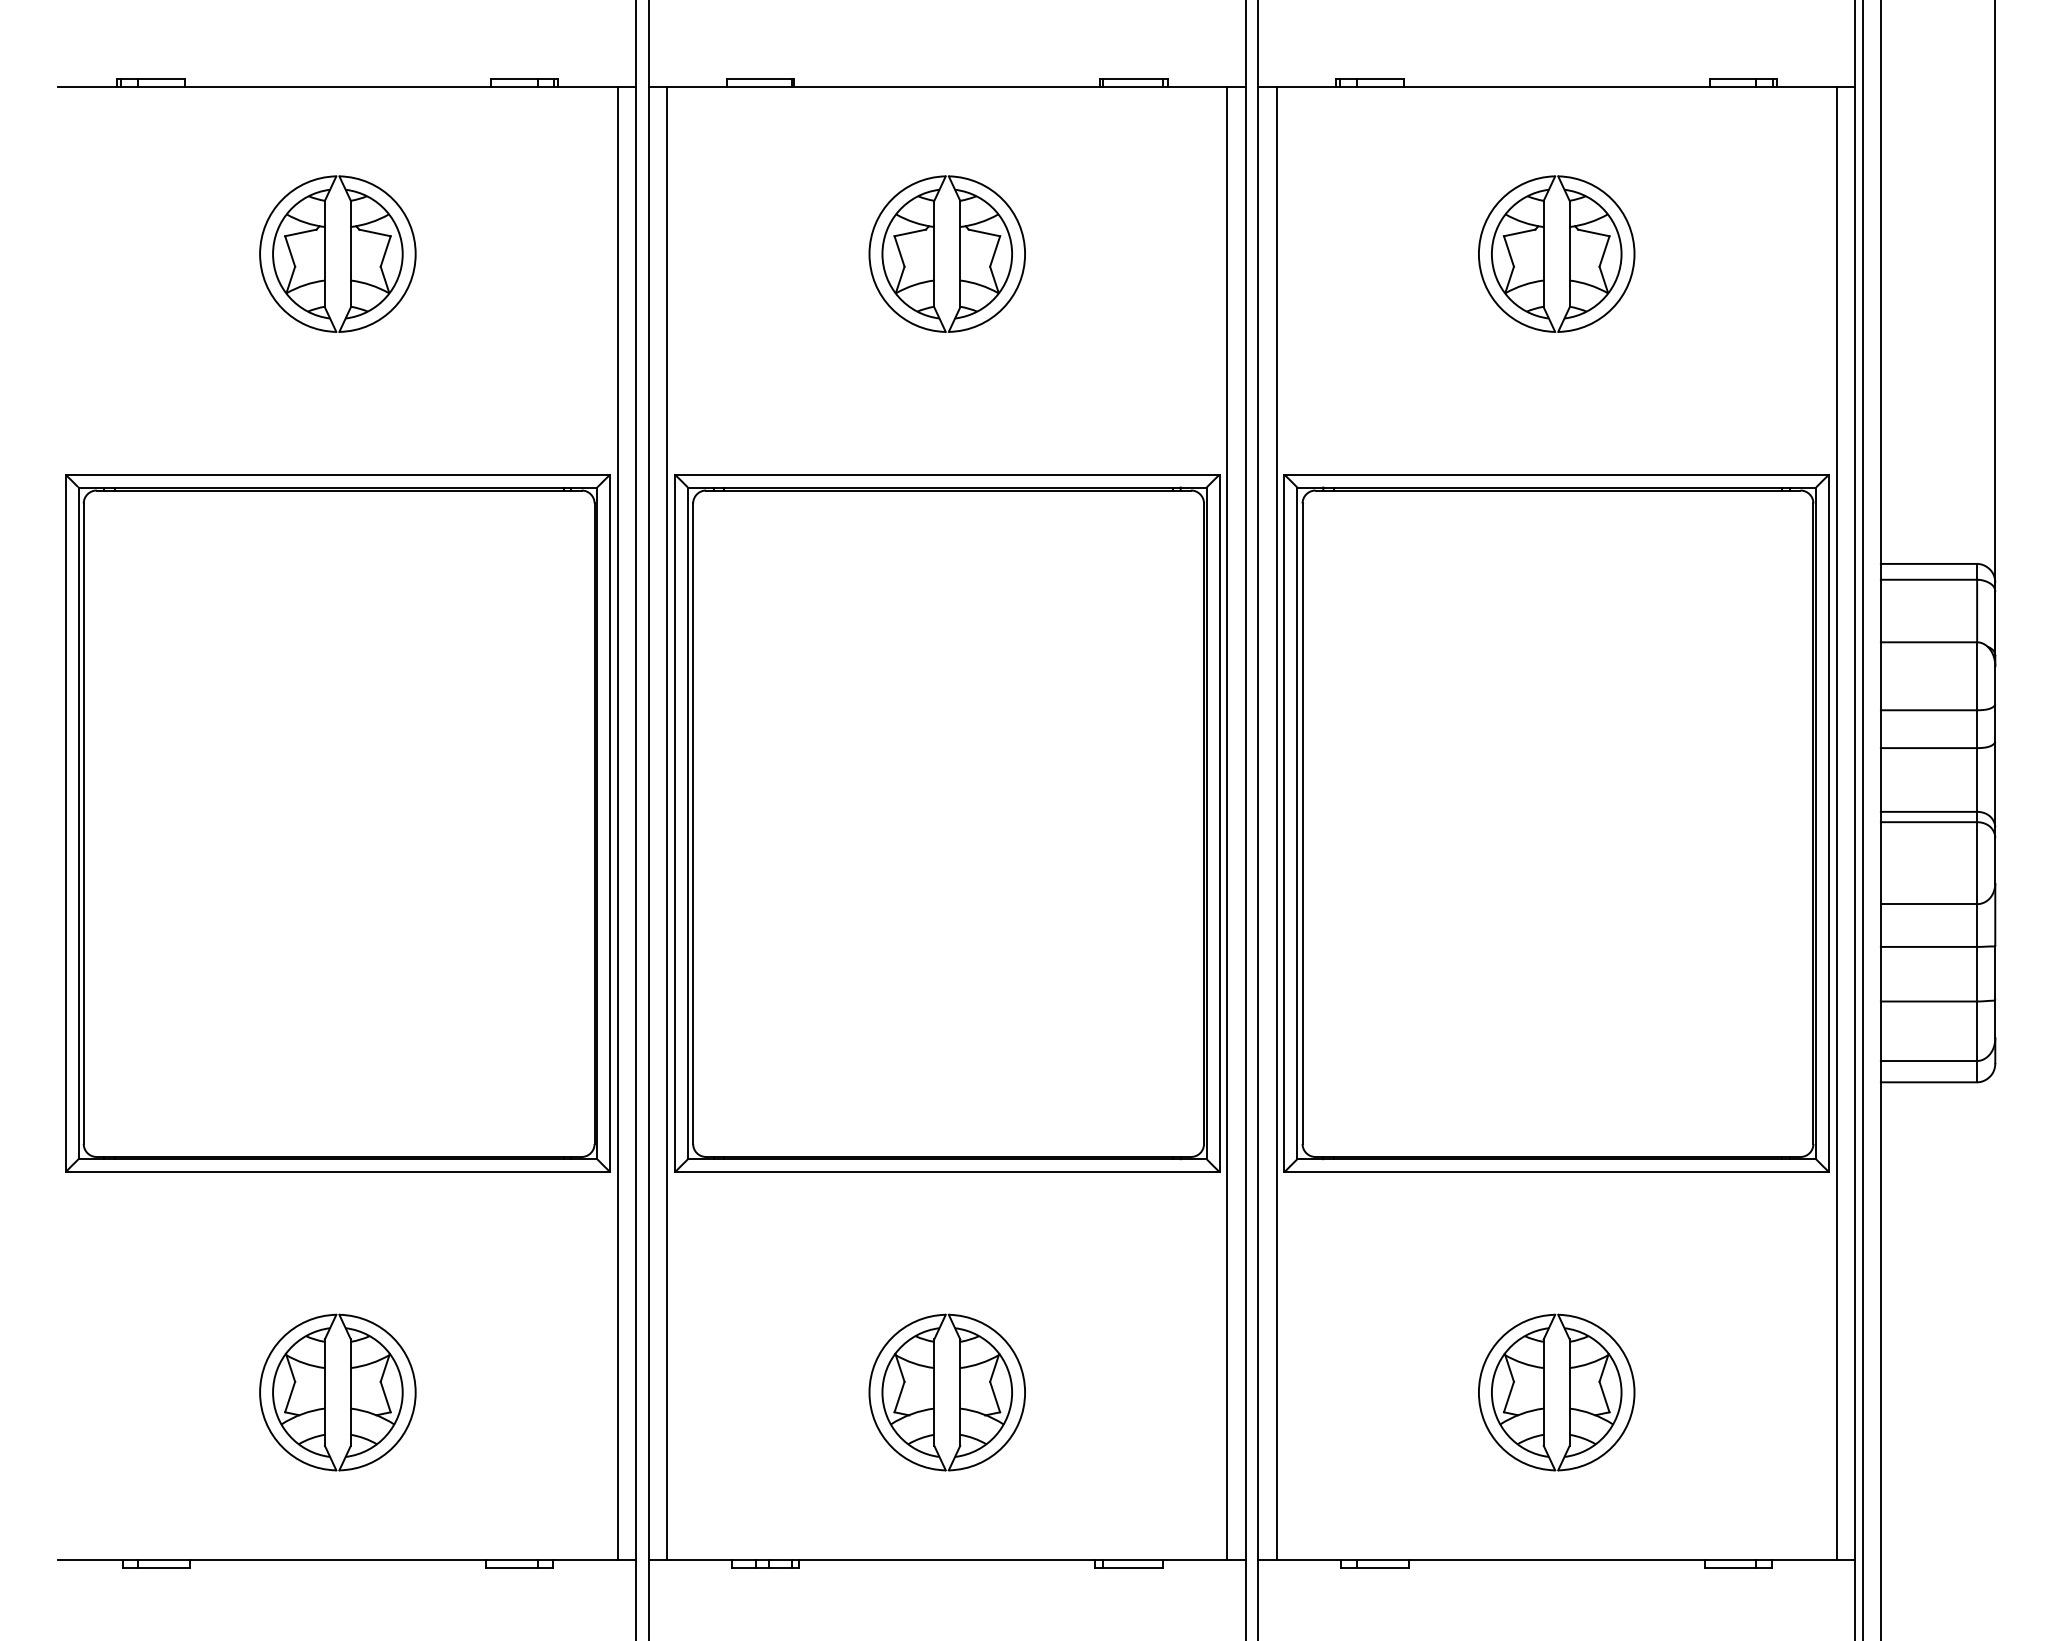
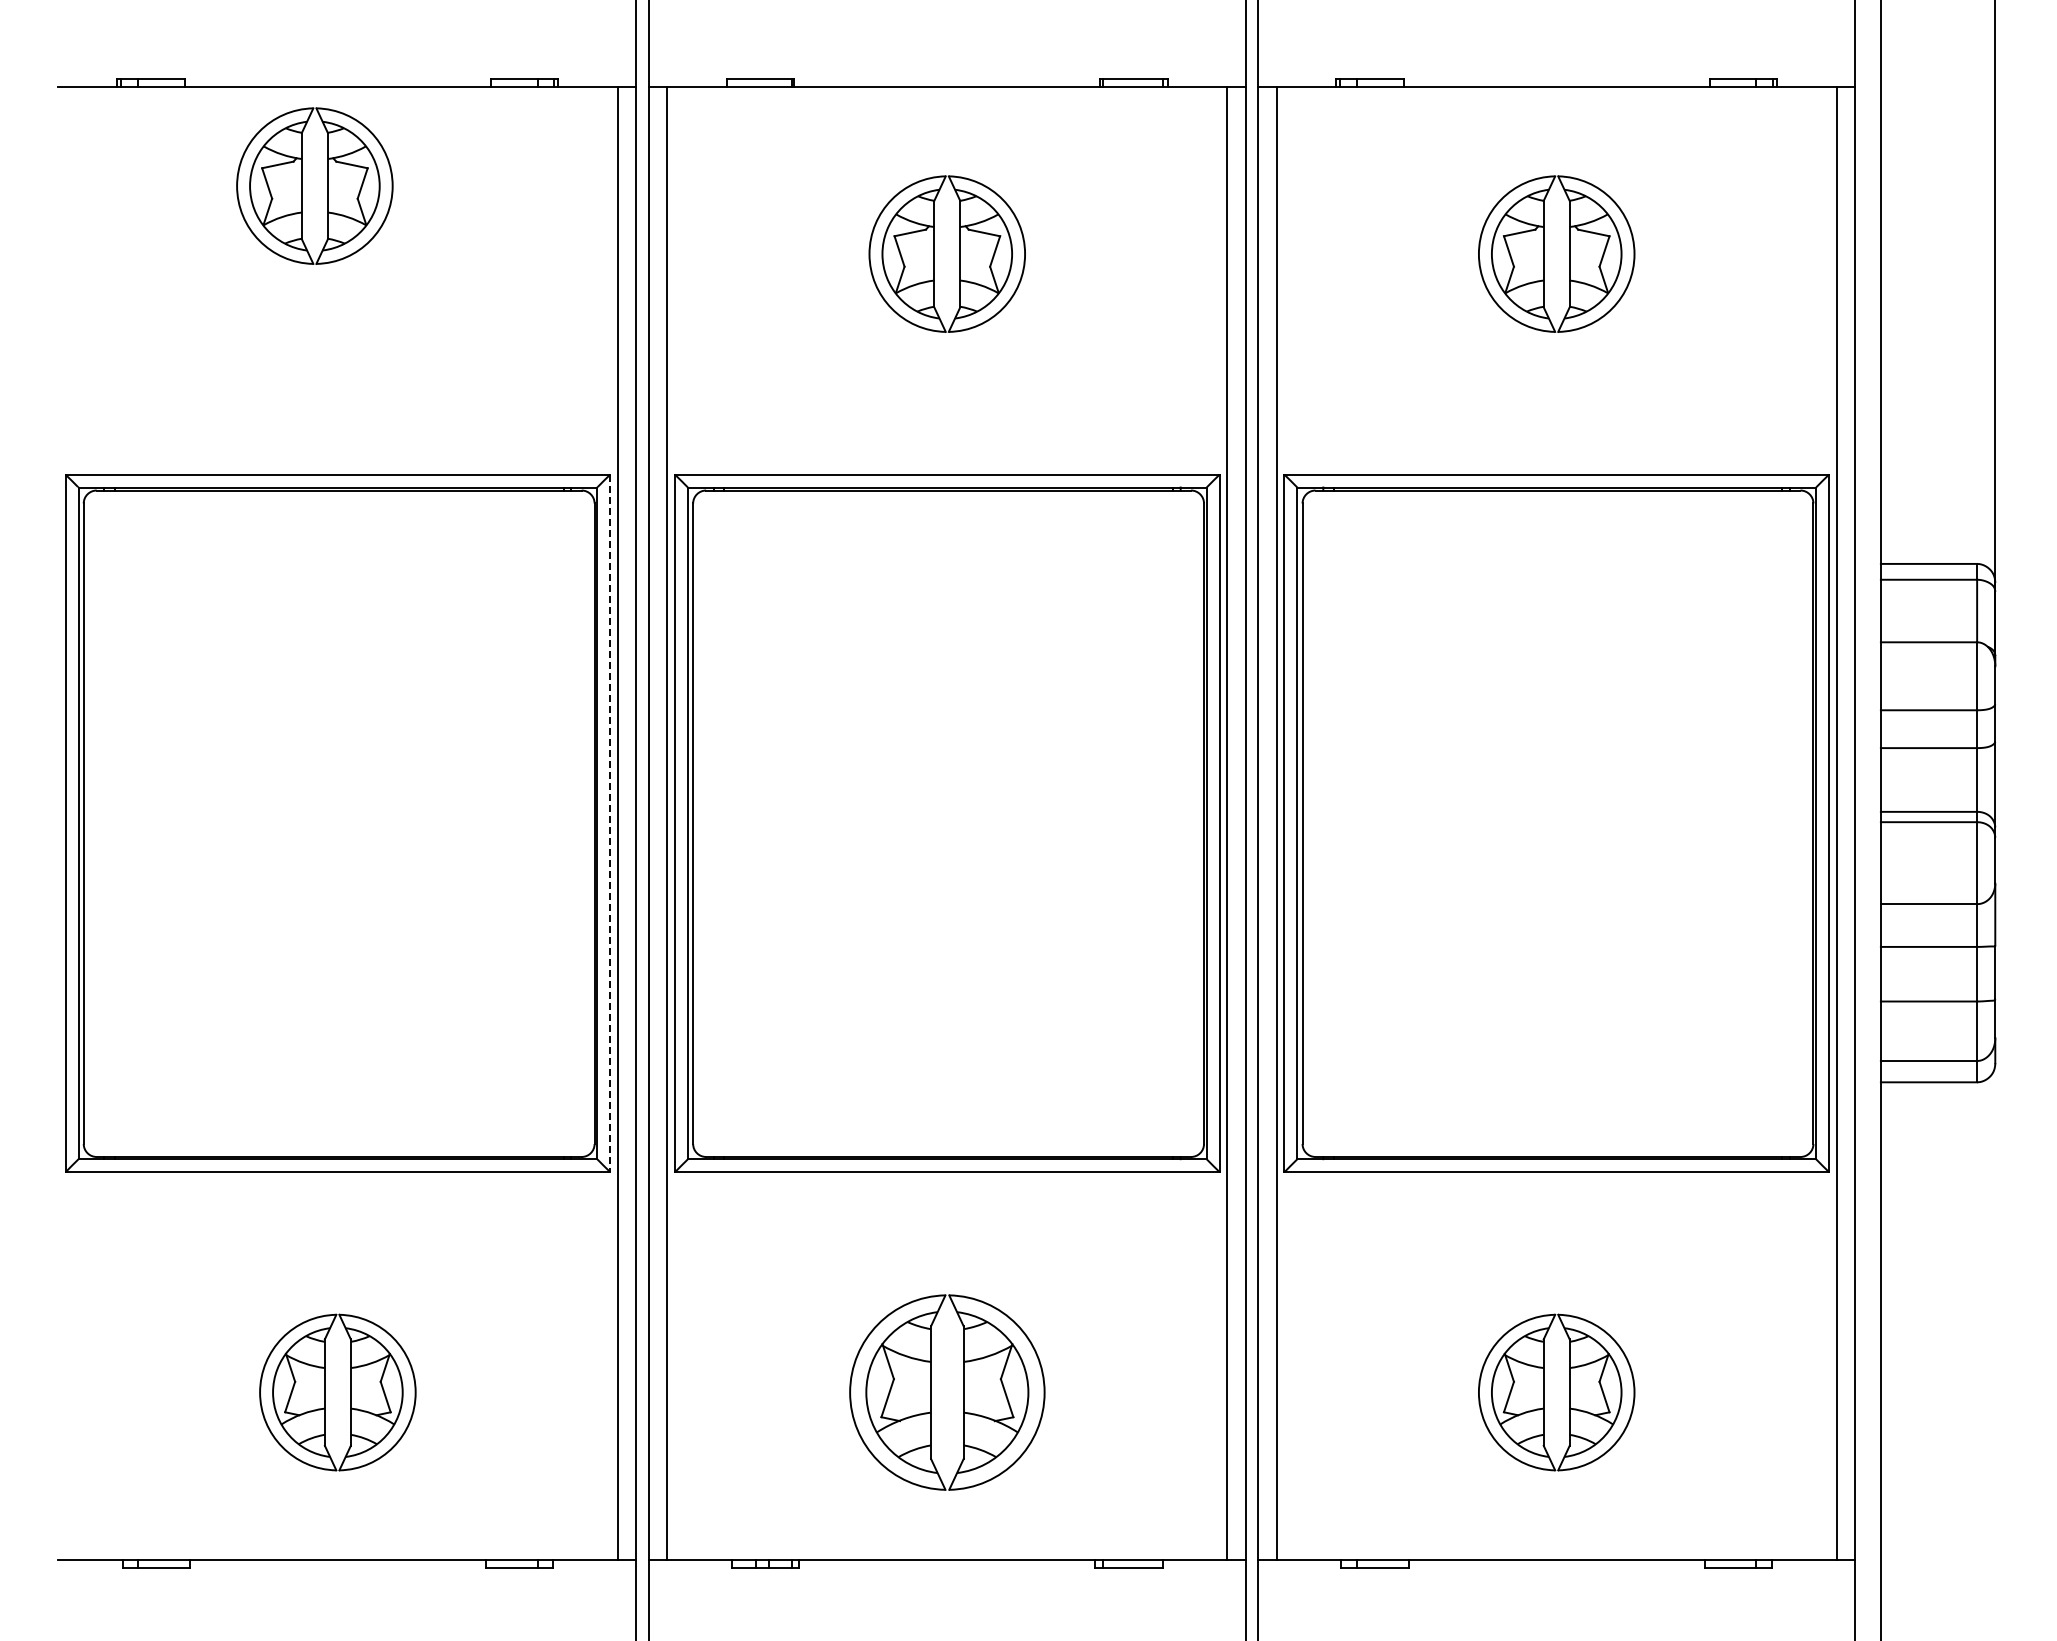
part position: (337, 253) -> (314, 185) (314, 185)
line: present -> none (1862, 819)
line: solid -> dashed (610, 823)
part size: 158x159 px -> 197x197 px (947, 1392)
